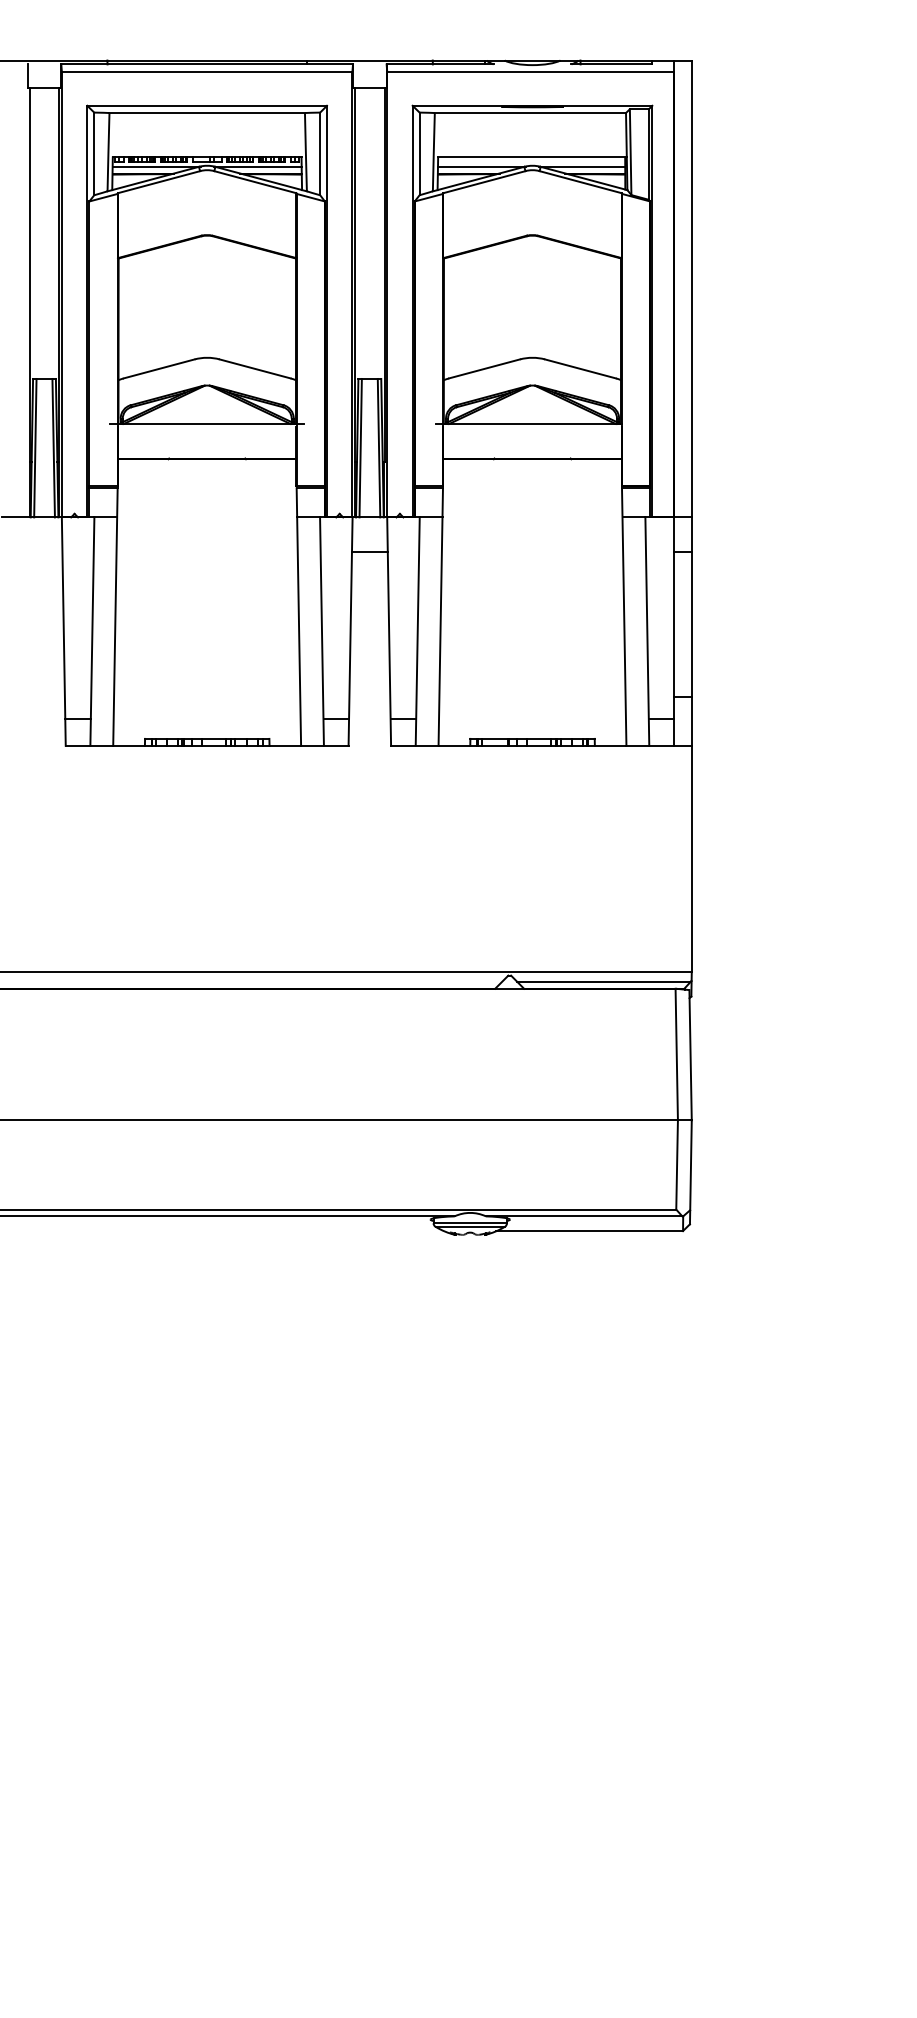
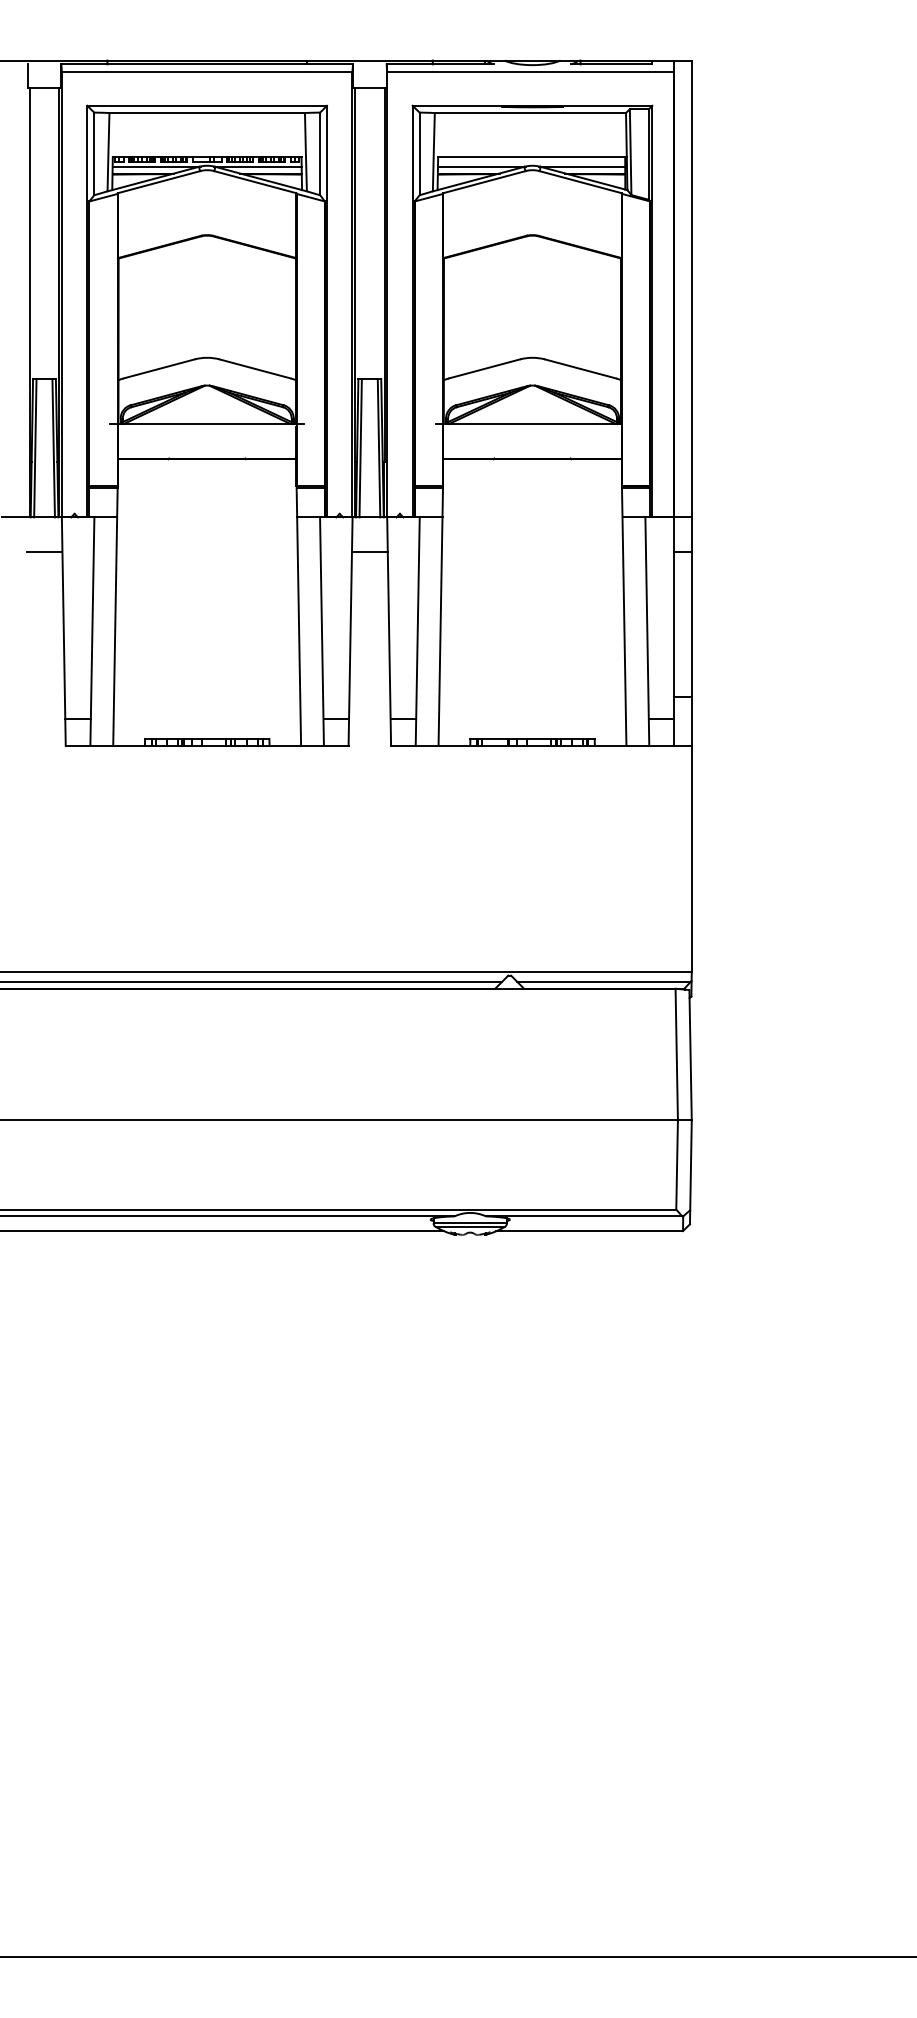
line: none -> present (44, 552)
line: none -> present (252, 981)
line: none -> present (222, 1231)
line: none -> present (457, 1957)
